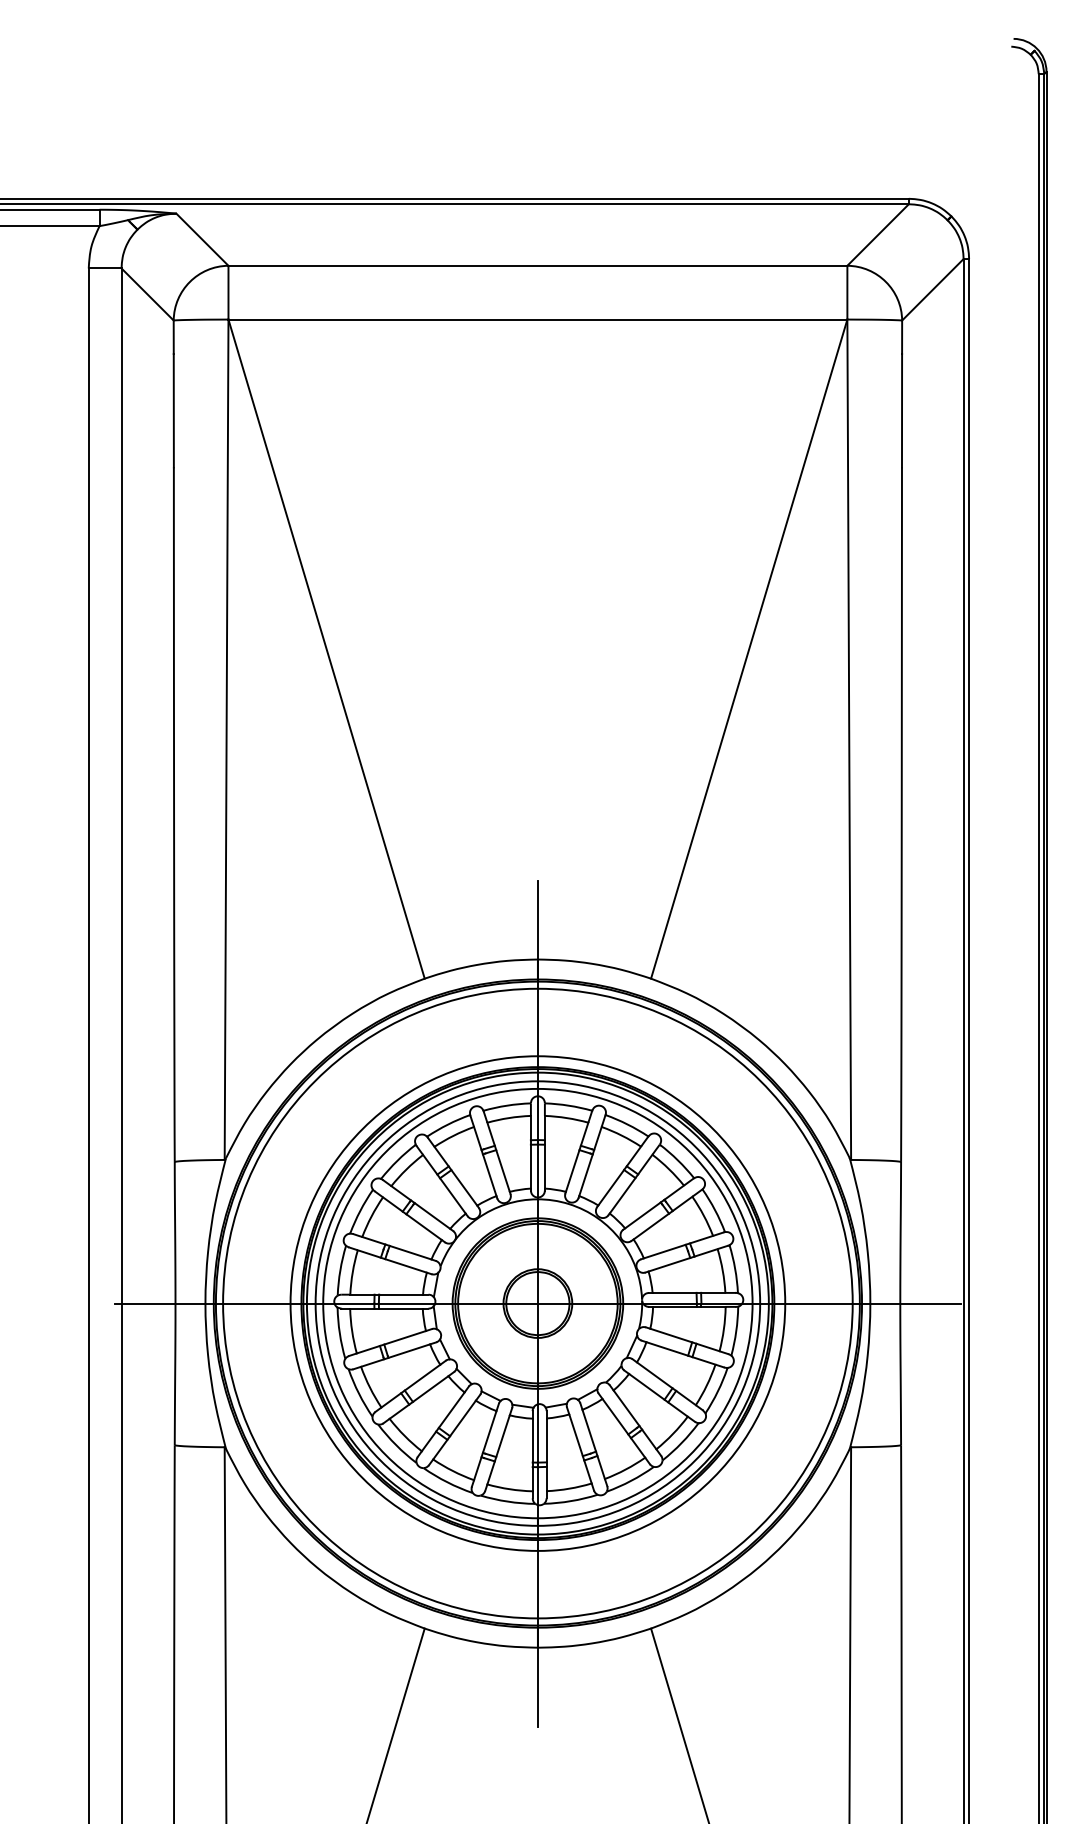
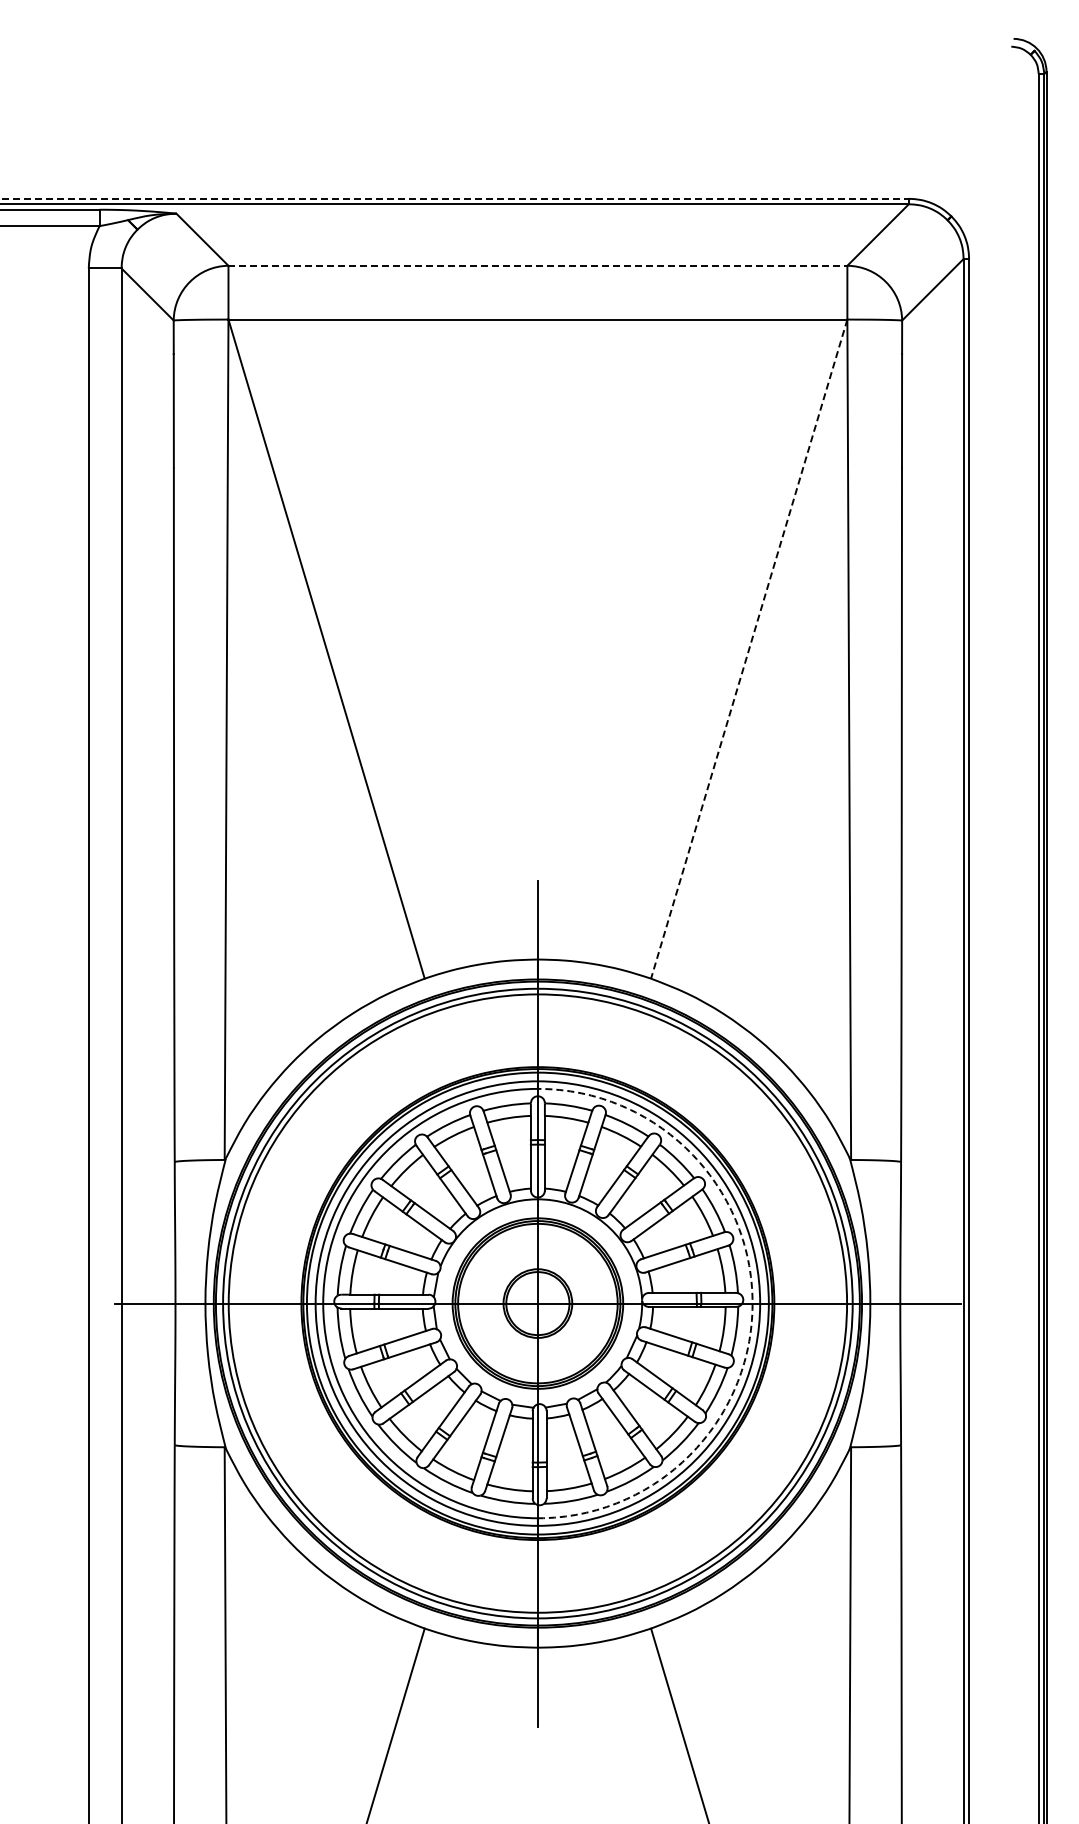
line: solid -> dashed (454, 198)
line: solid -> dashed (538, 265)
line: solid -> dashed (749, 649)
circle diameter: 495 px -> 618 px (537, 1303)
arc: solid -> dashed (752, 1303)
